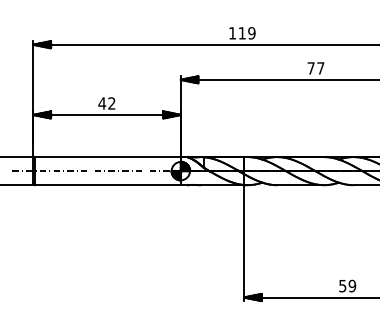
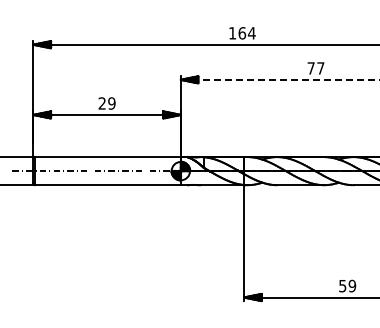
text: 119 -> 164 (246, 33)
line: solid -> dashed (280, 79)
text: 42 -> 29 (106, 103)
